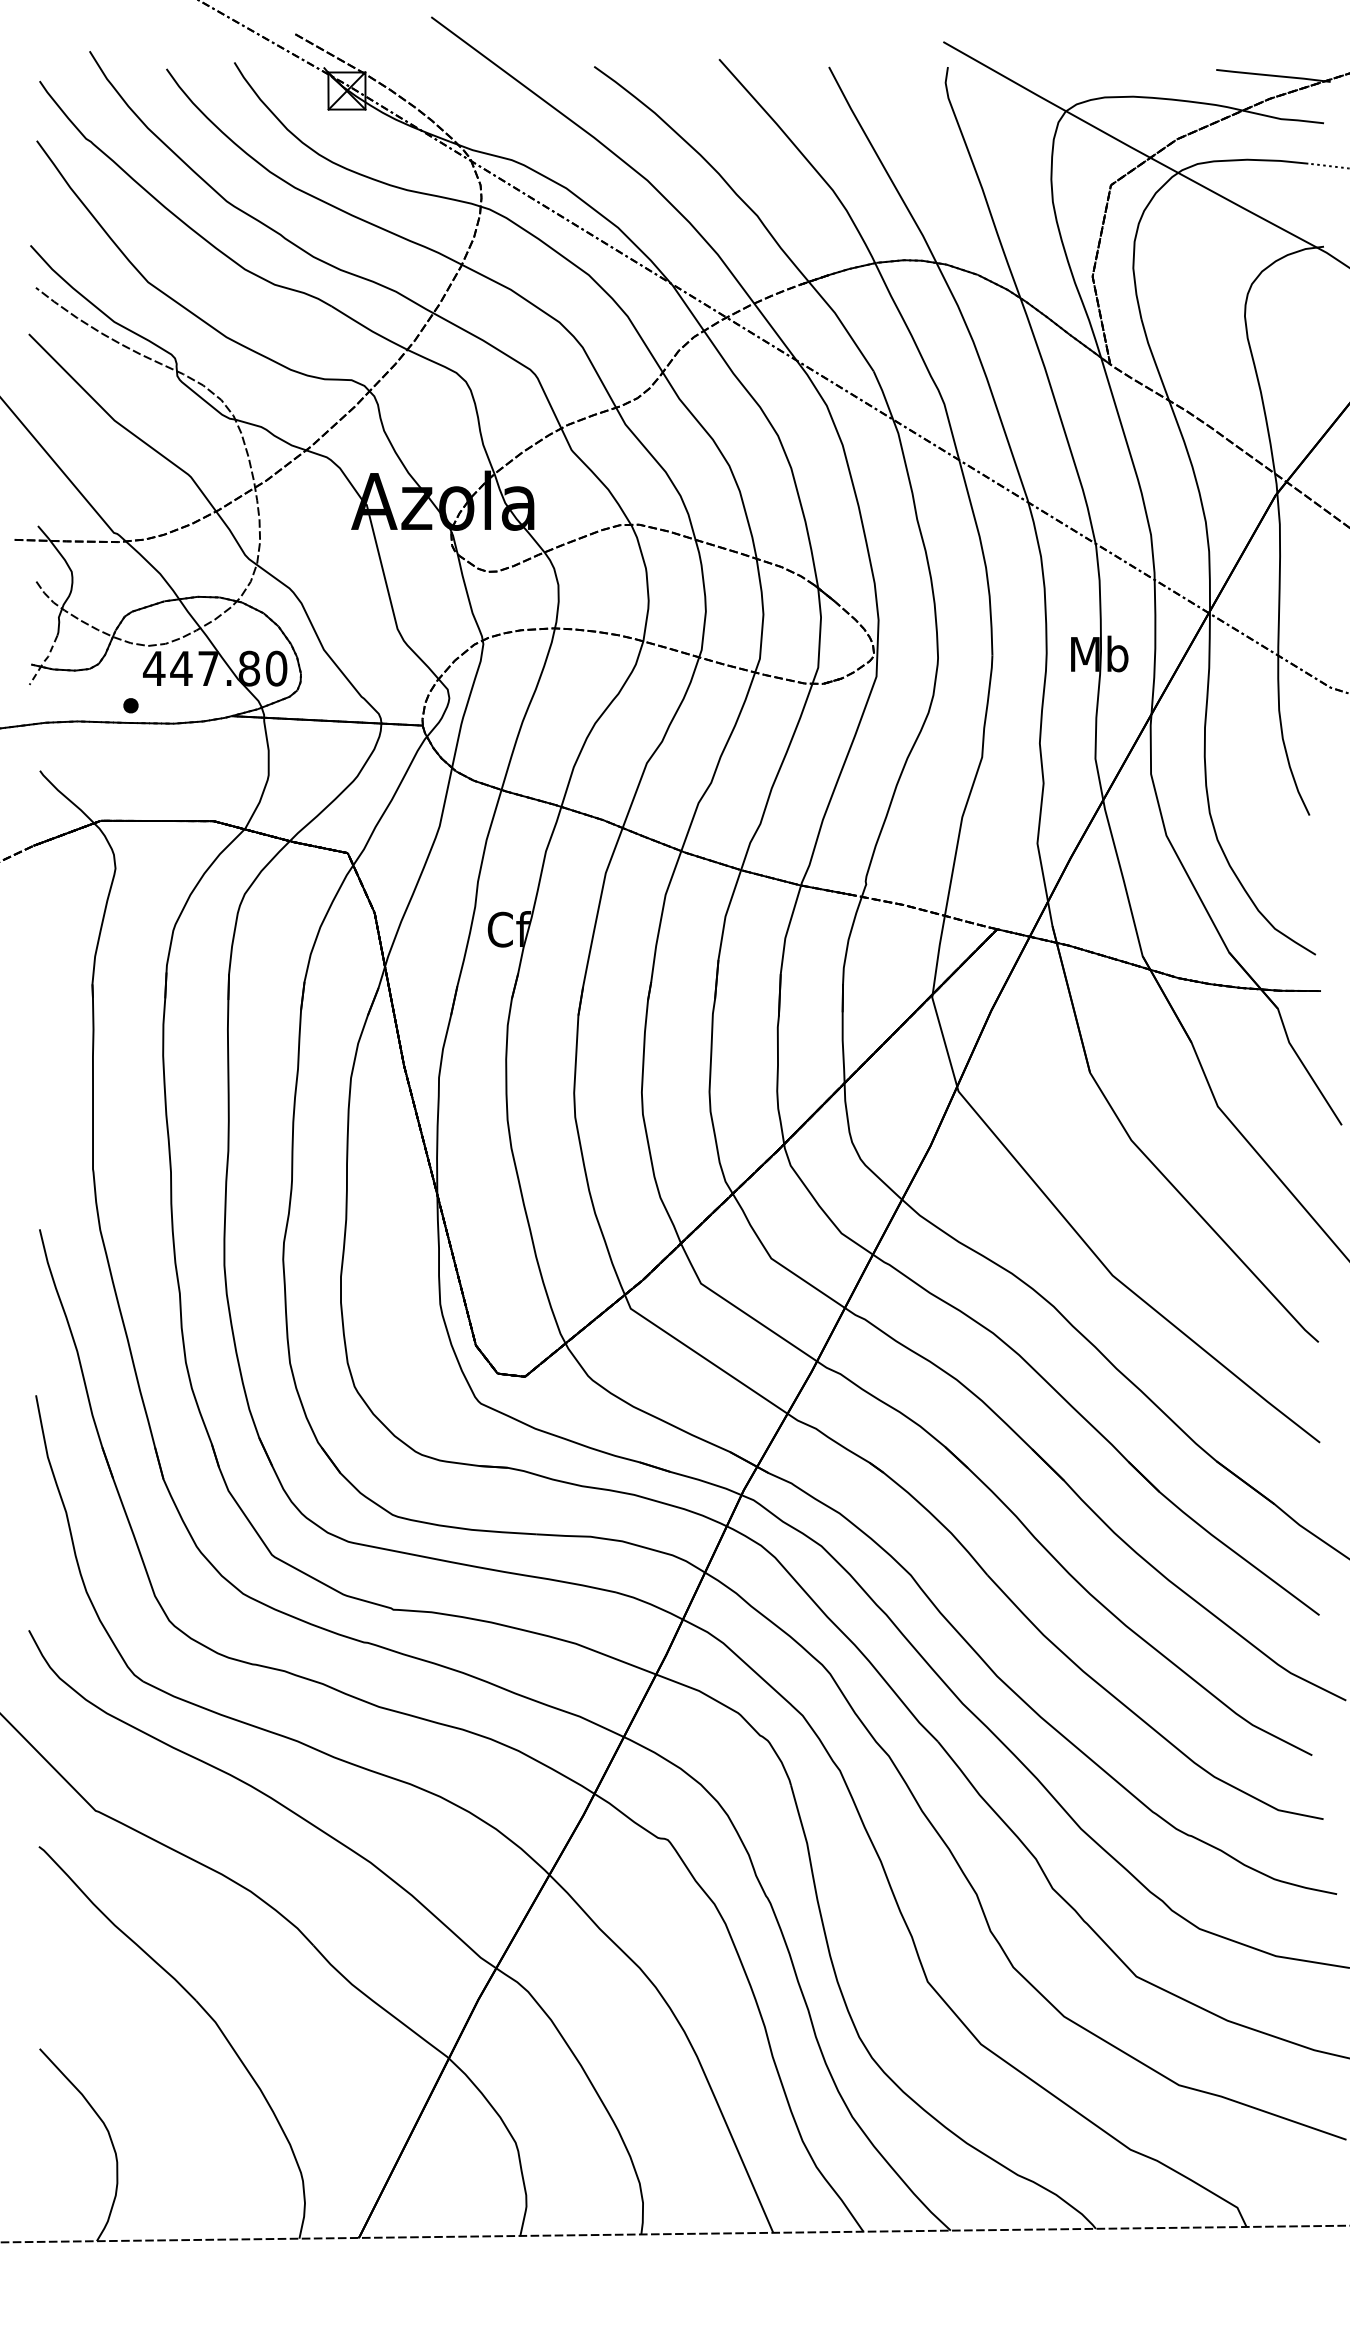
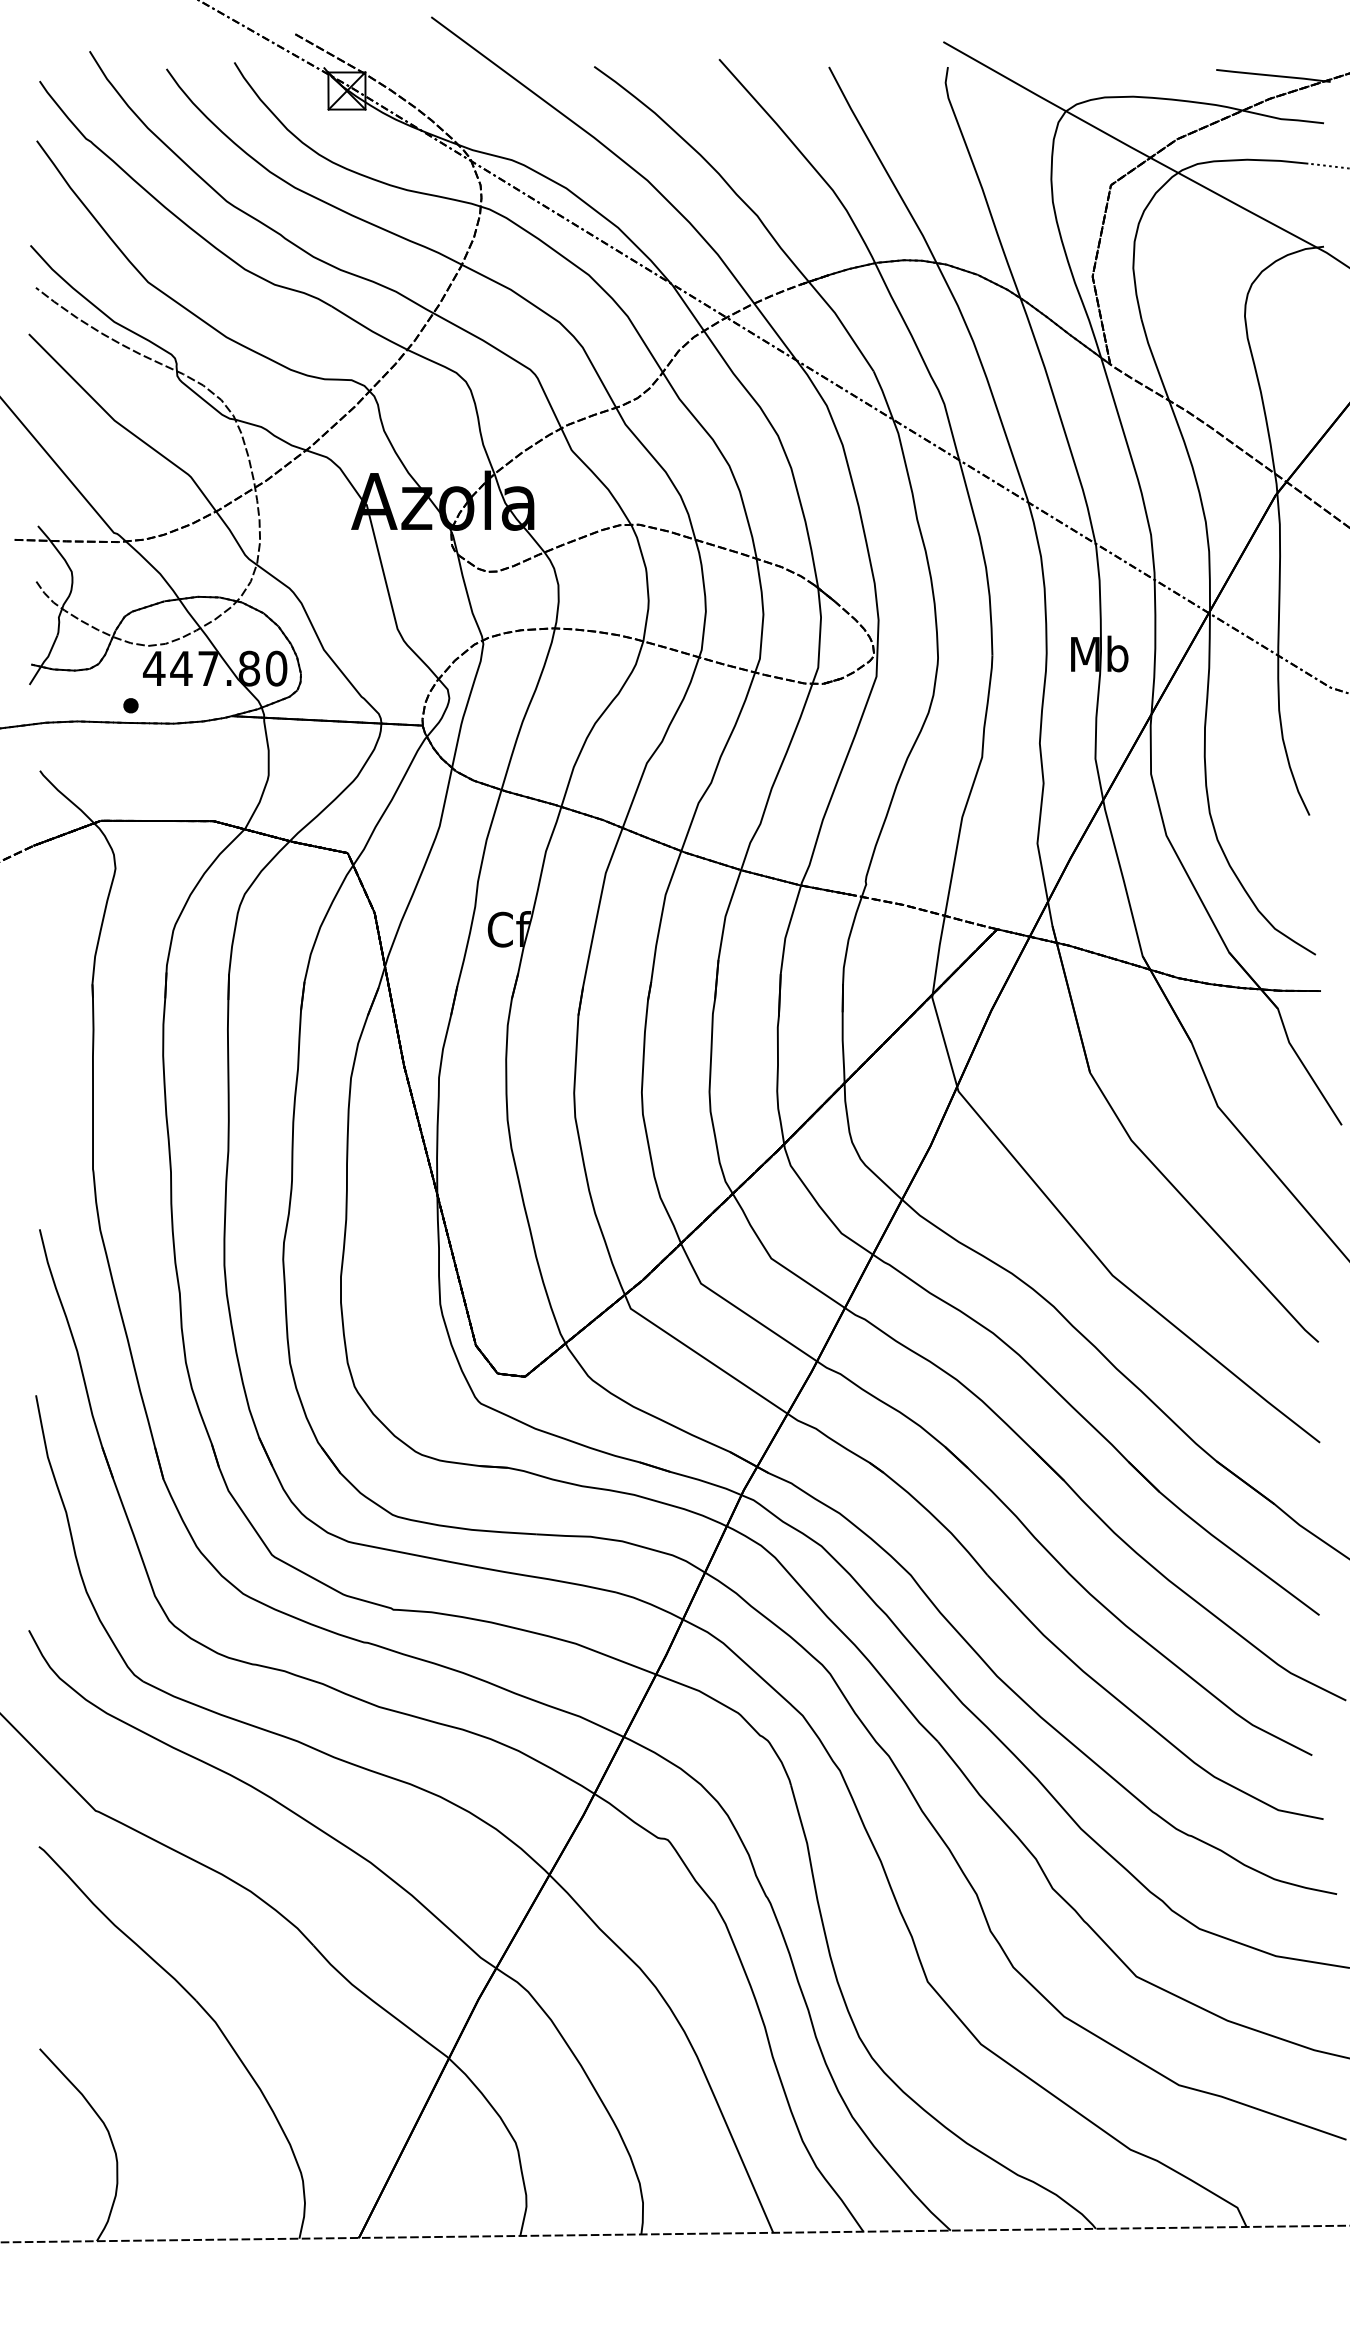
line: dashed -> solid (44, 661)
